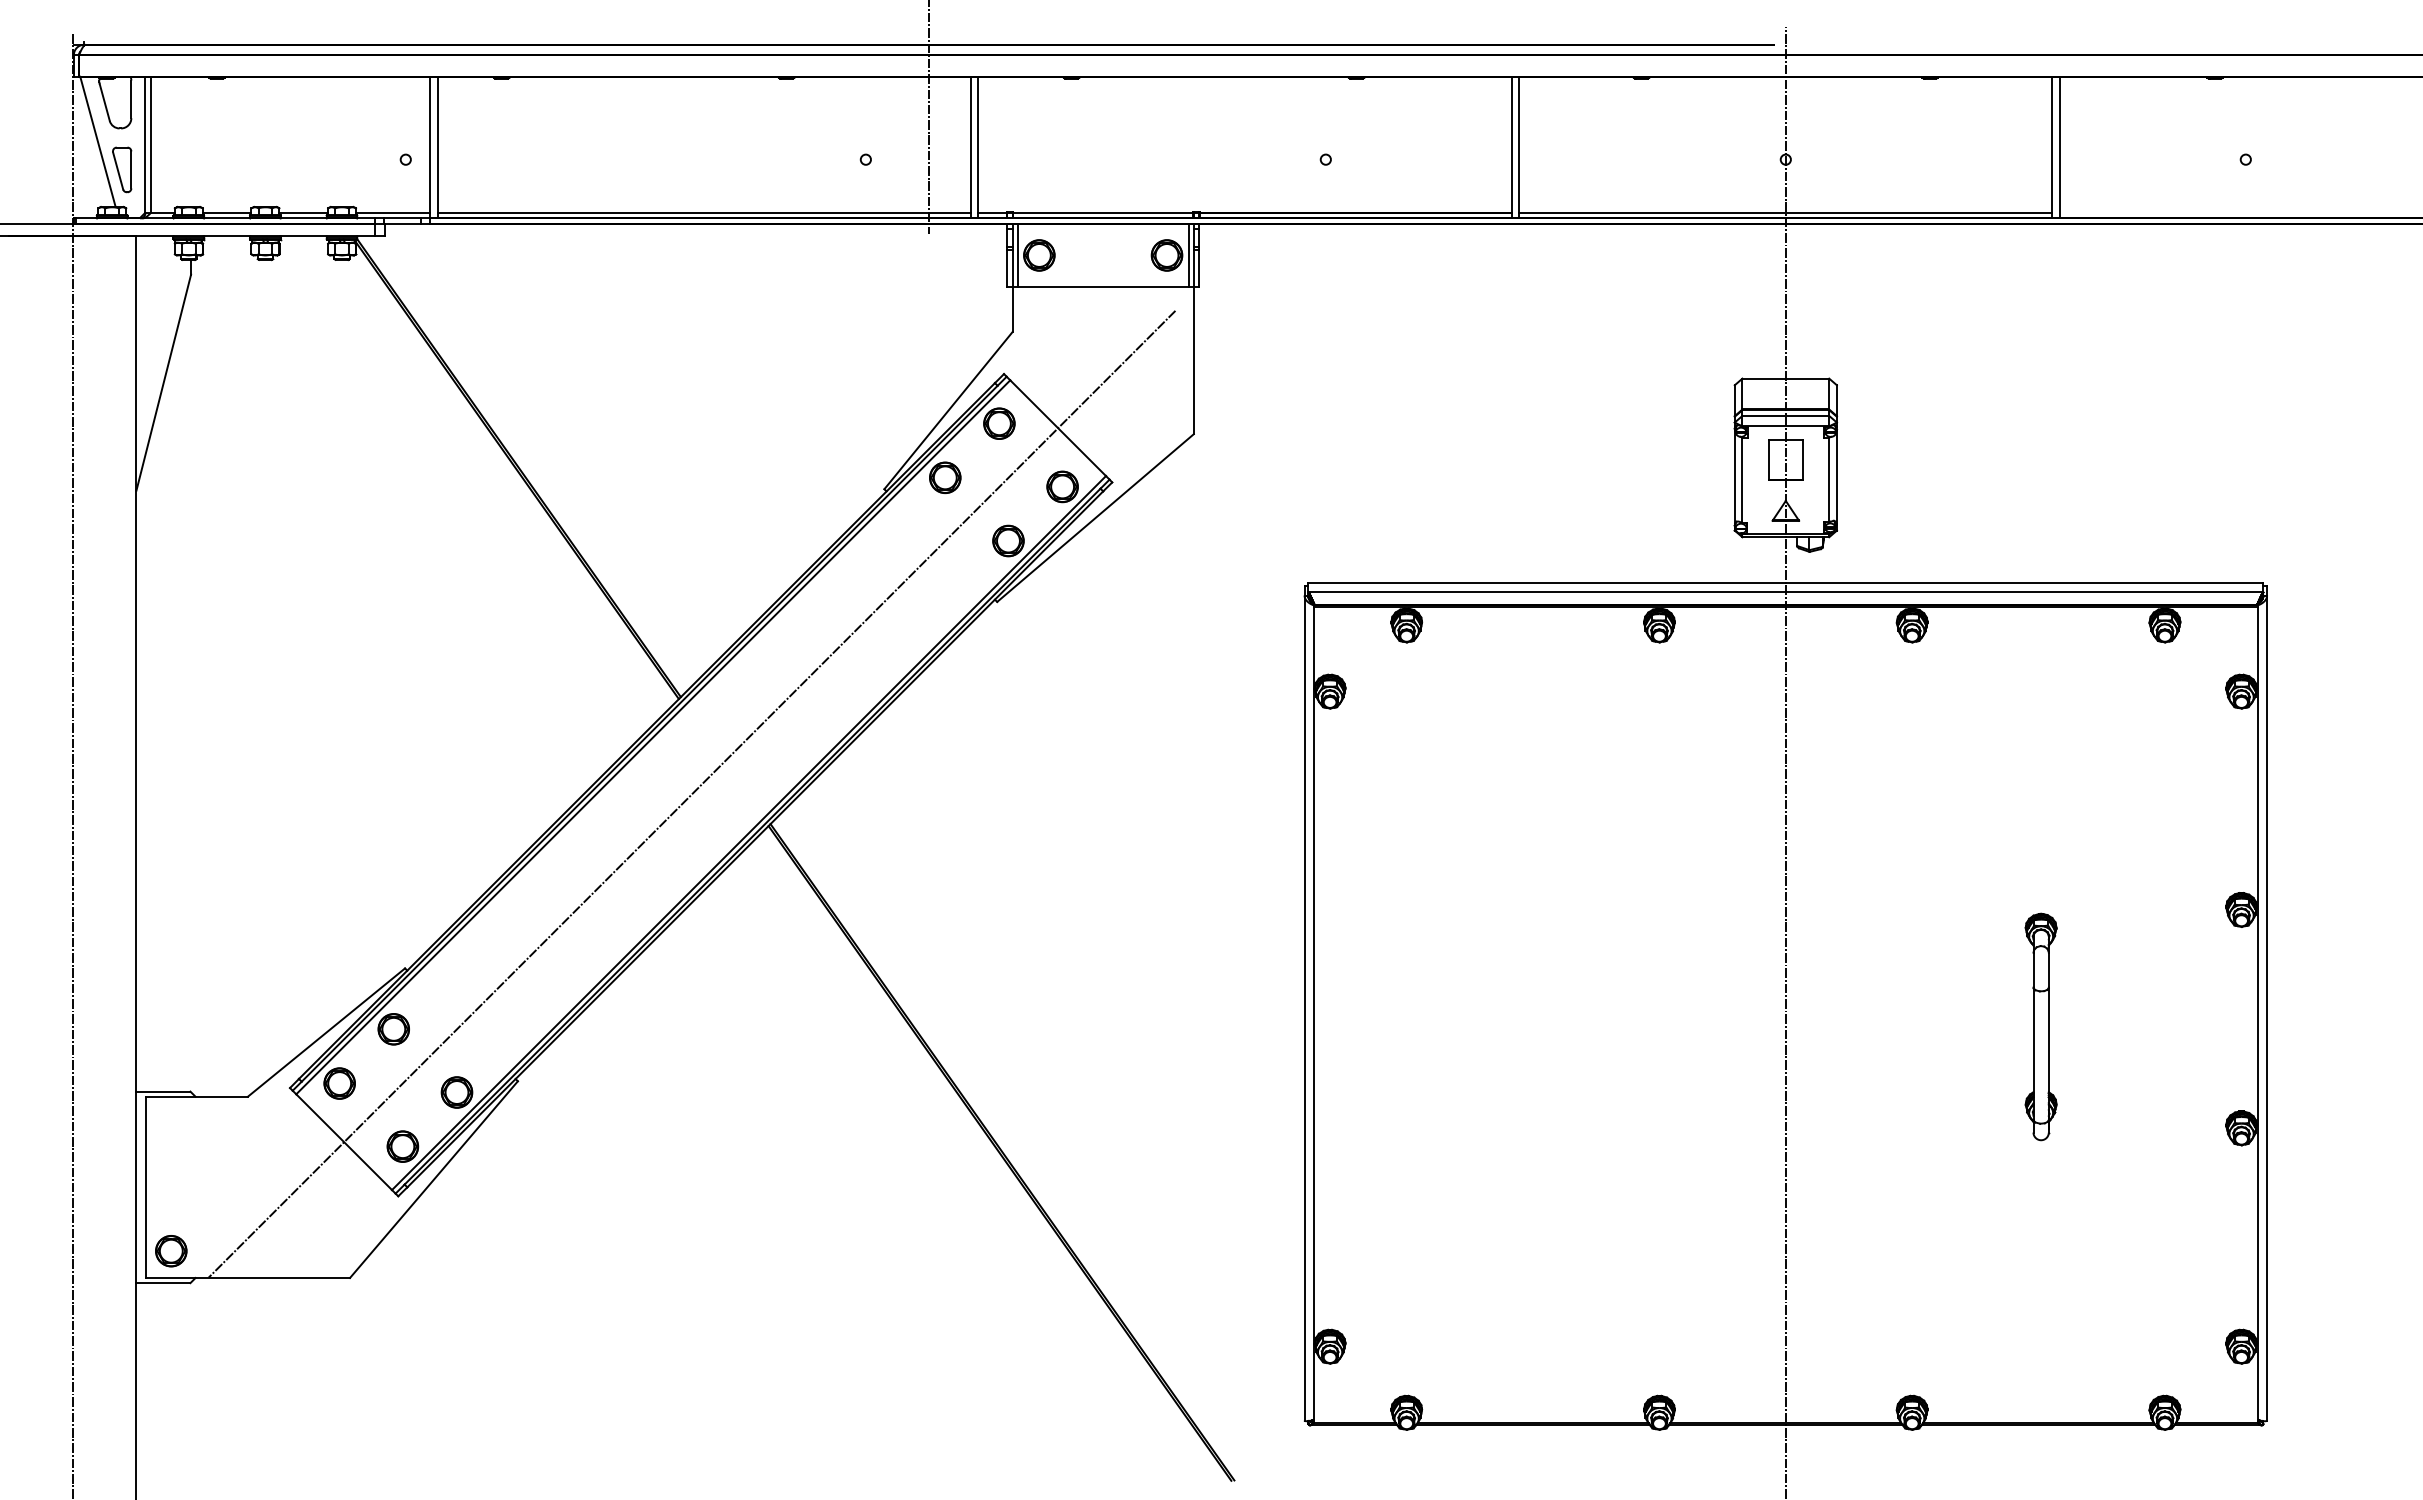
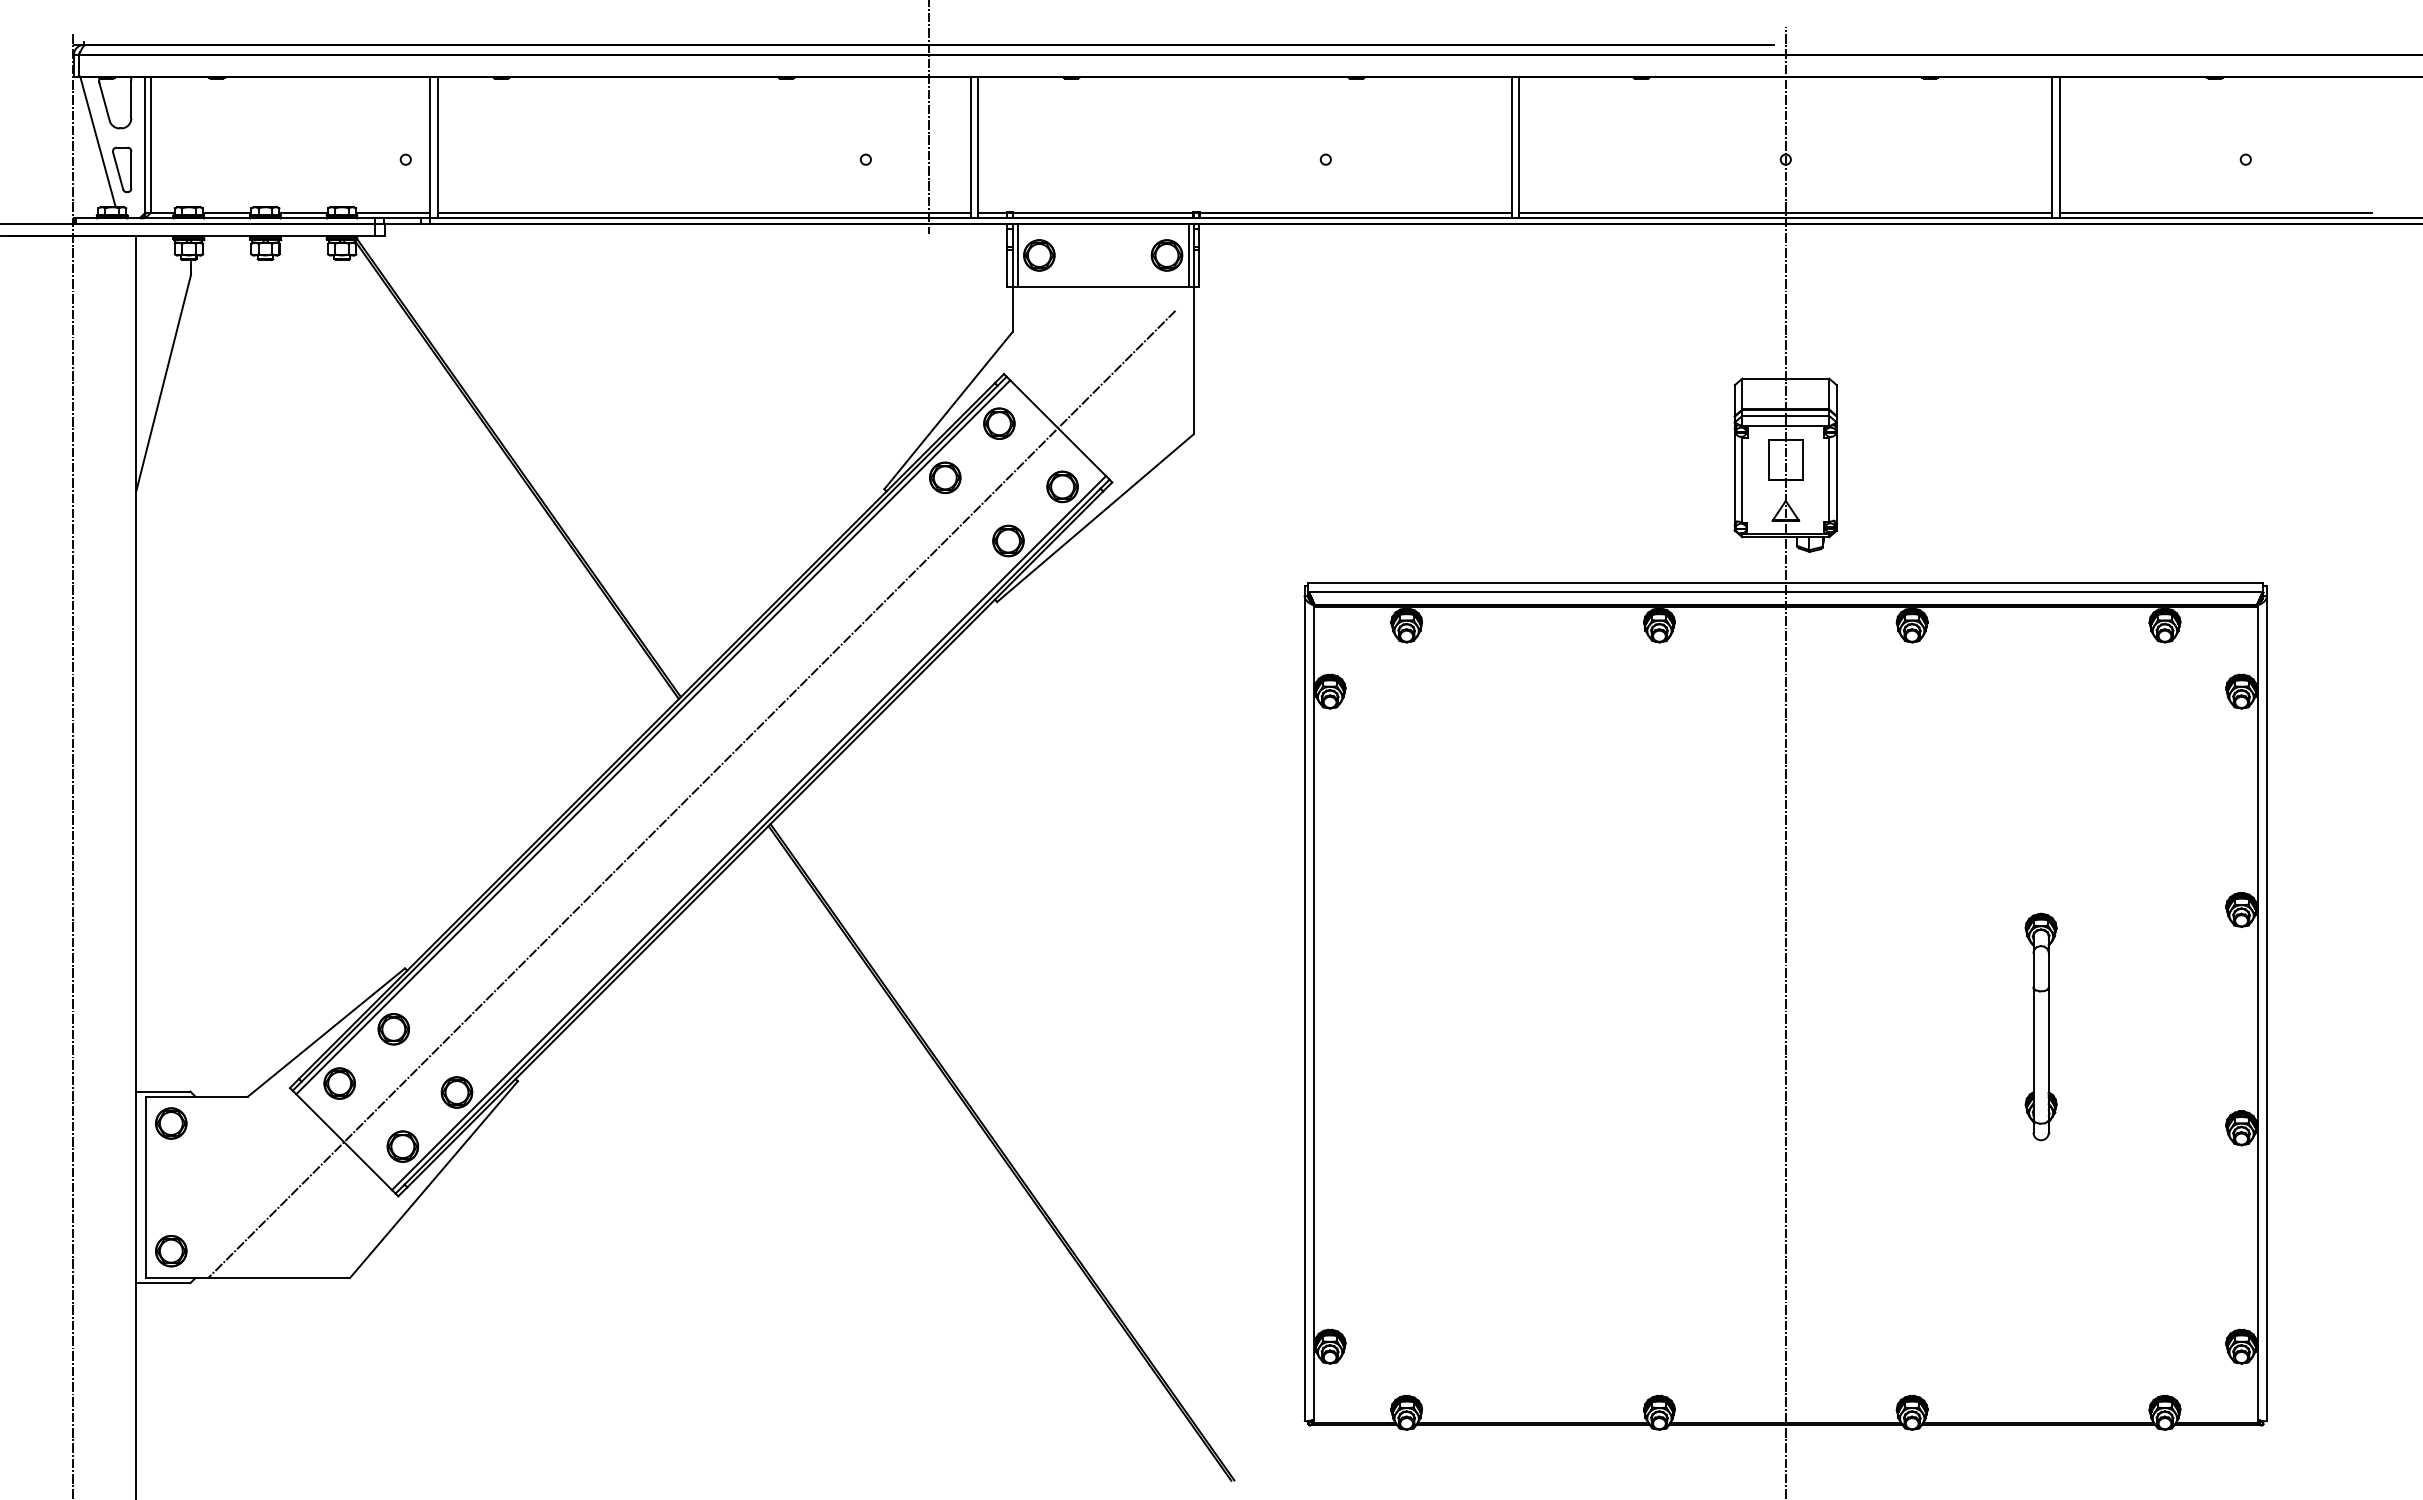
line: none -> present (2216, 213)
part: none -> present (171, 1123)
